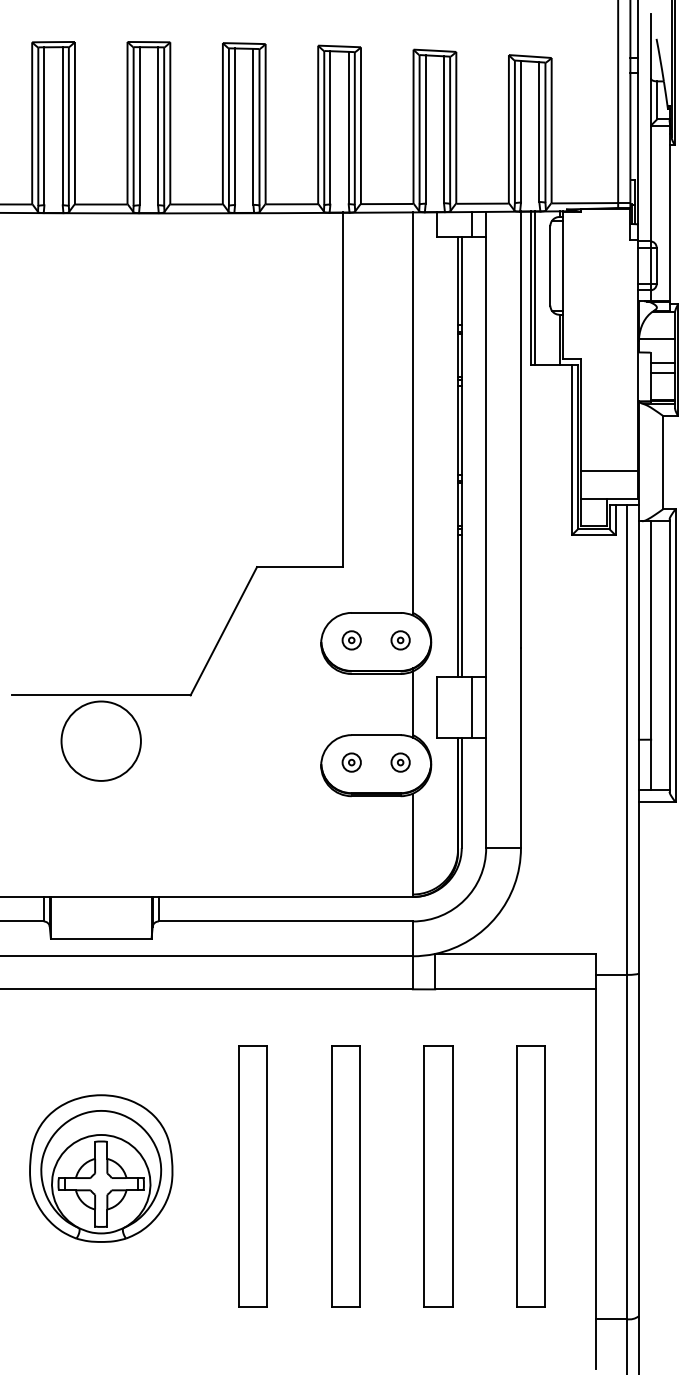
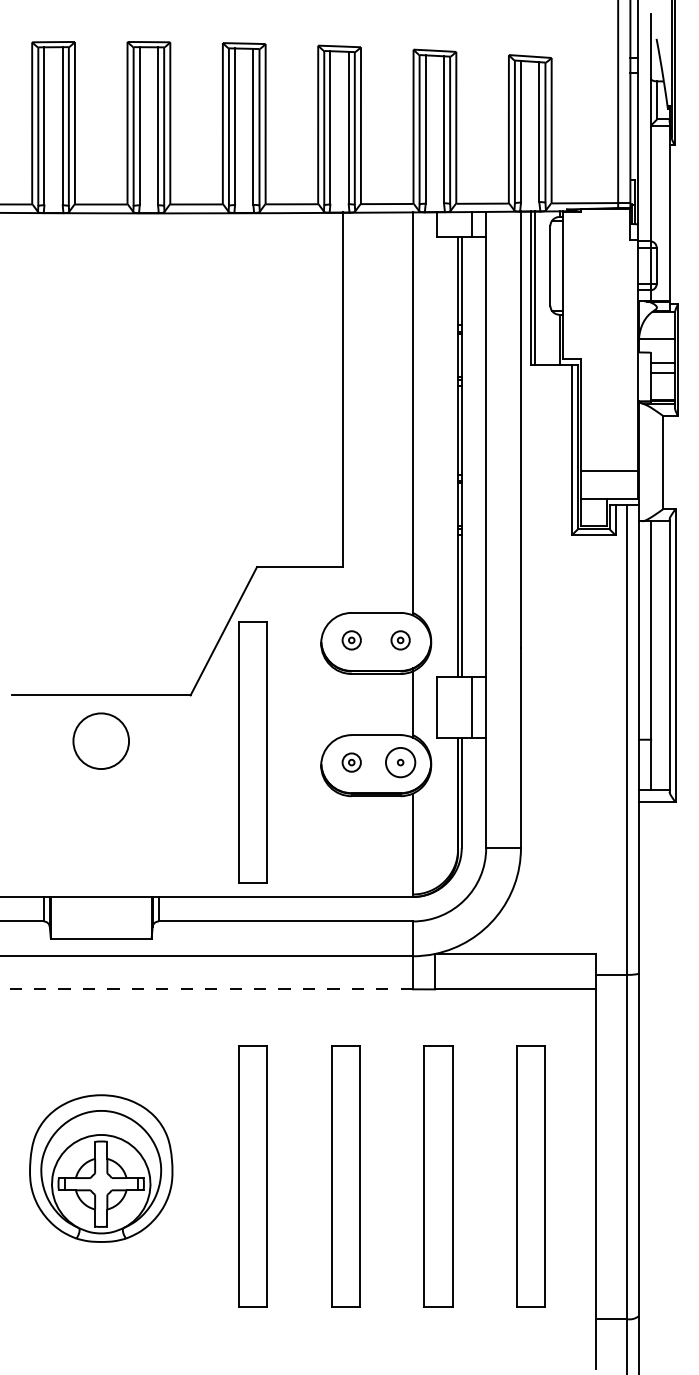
circle diameter: 79 px -> 56 px (101, 741)
part: none -> present (252, 752)
circle diameter: 18 px -> 29 px (400, 762)
line: solid -> dashed (206, 989)
